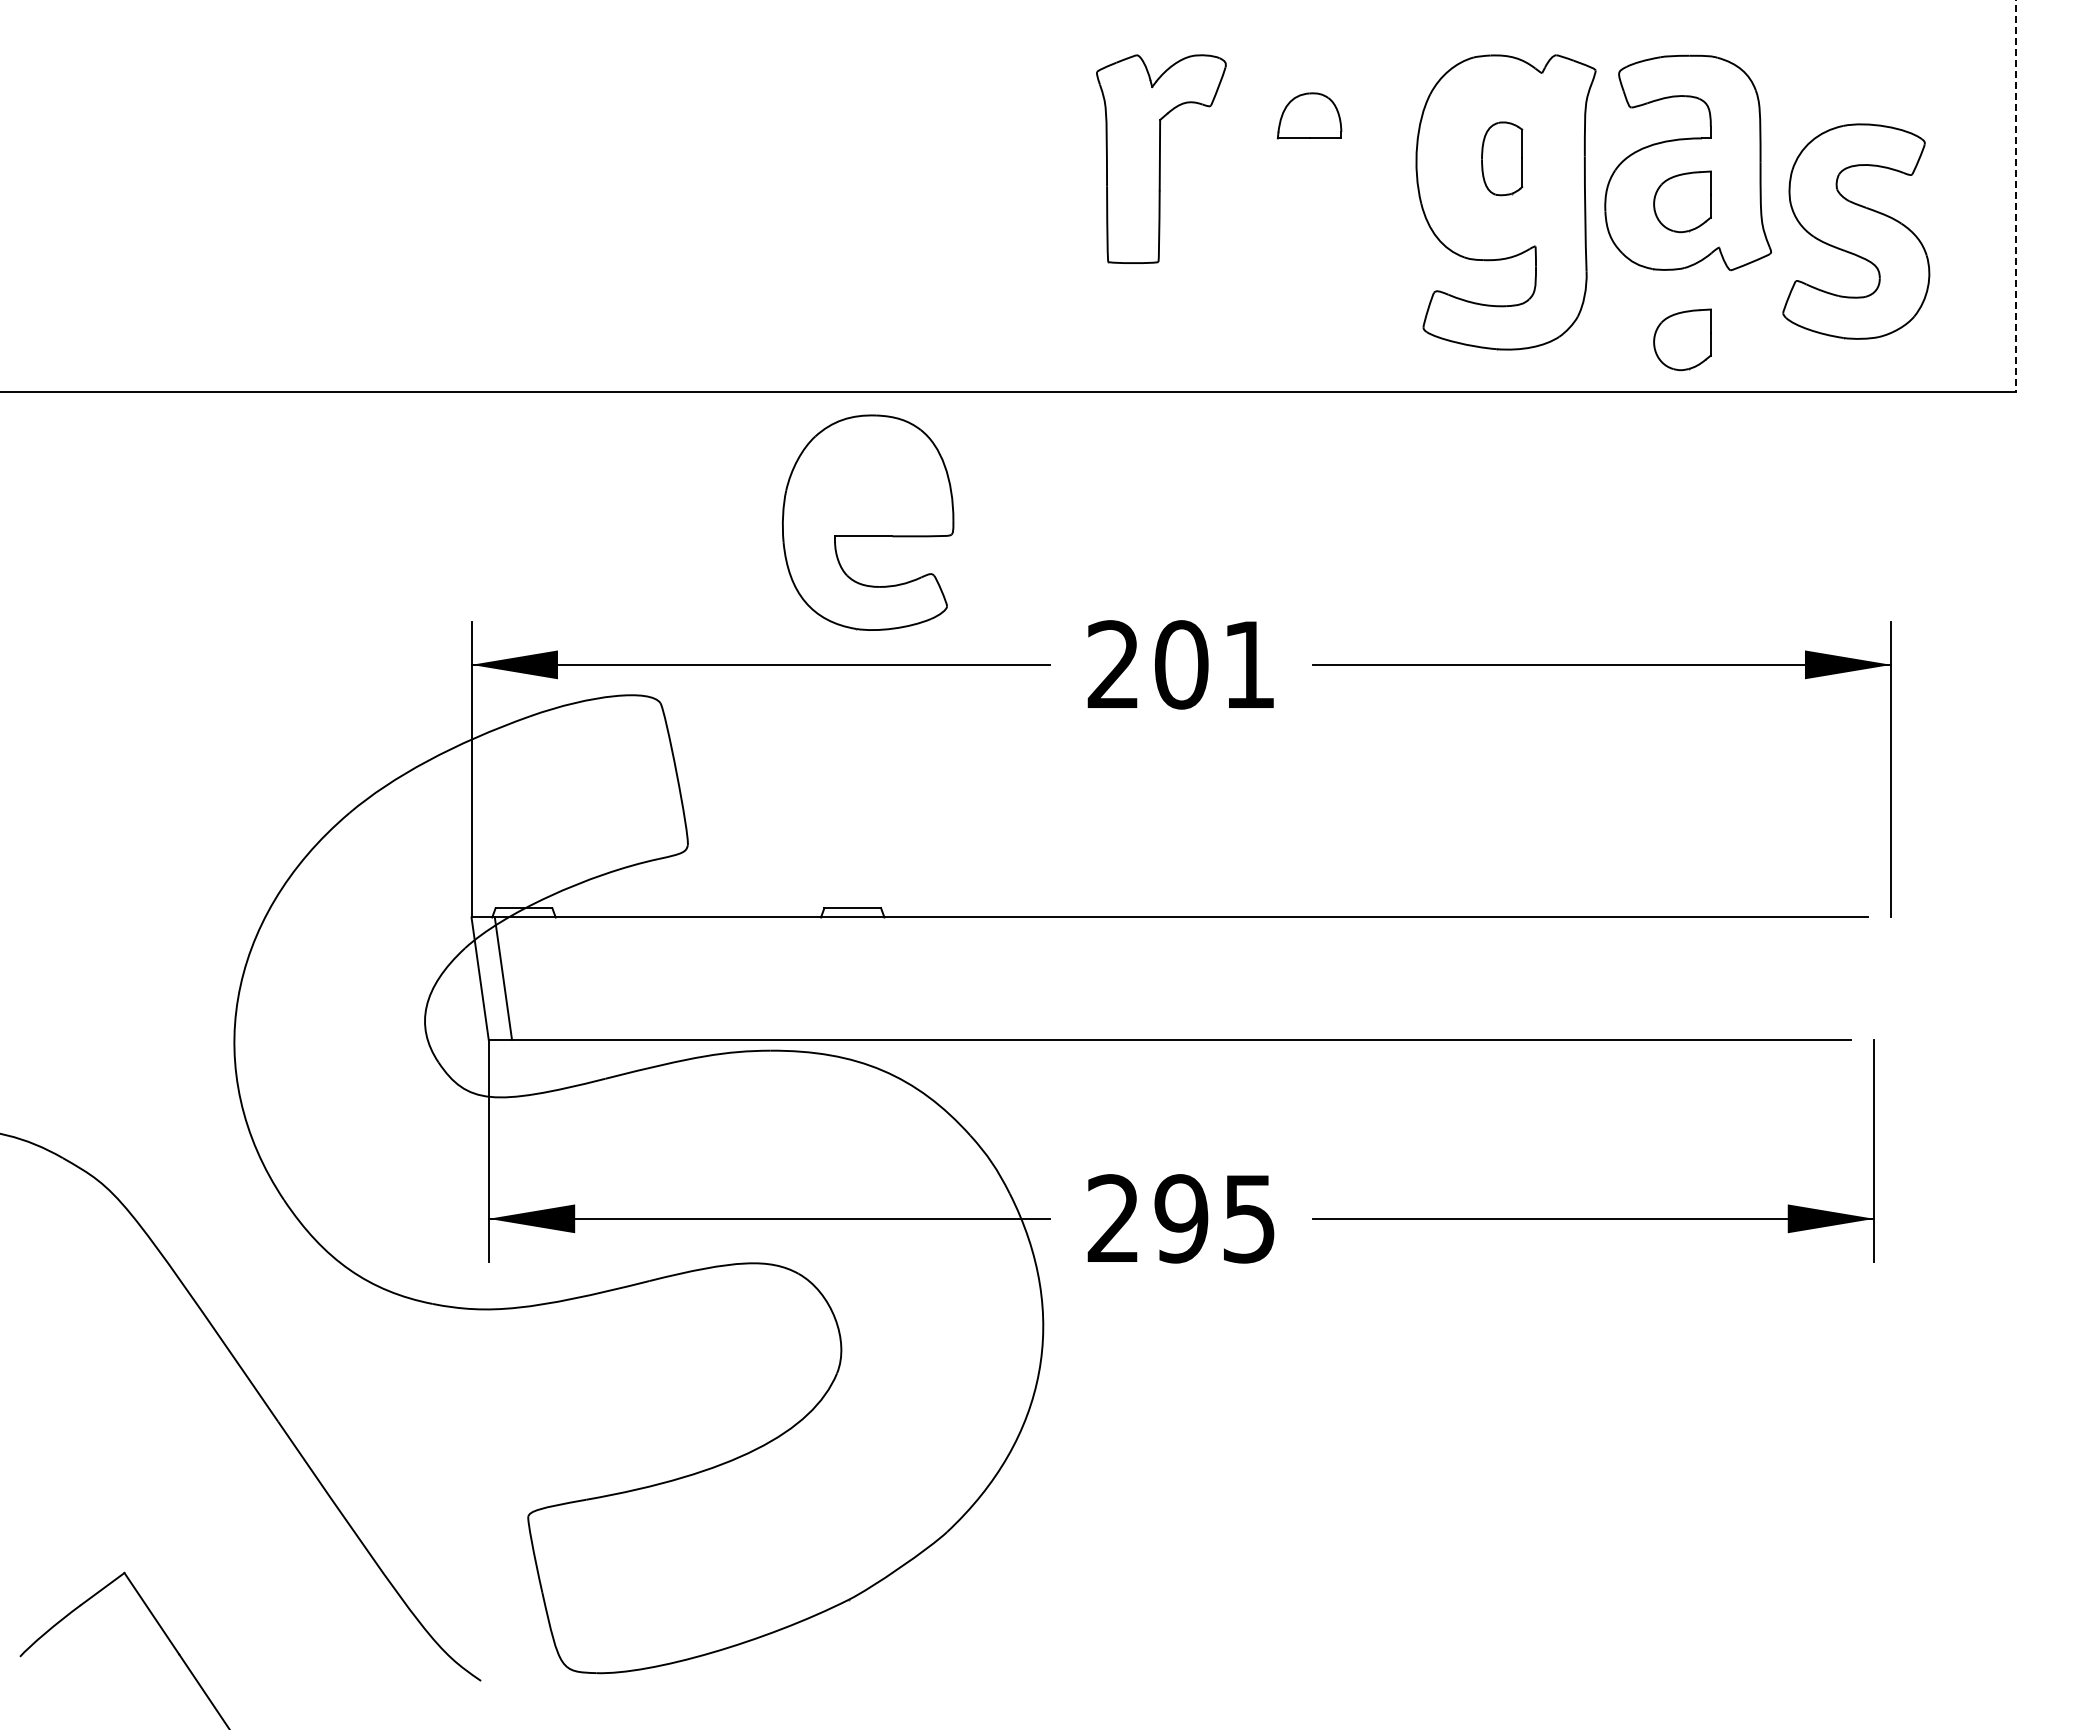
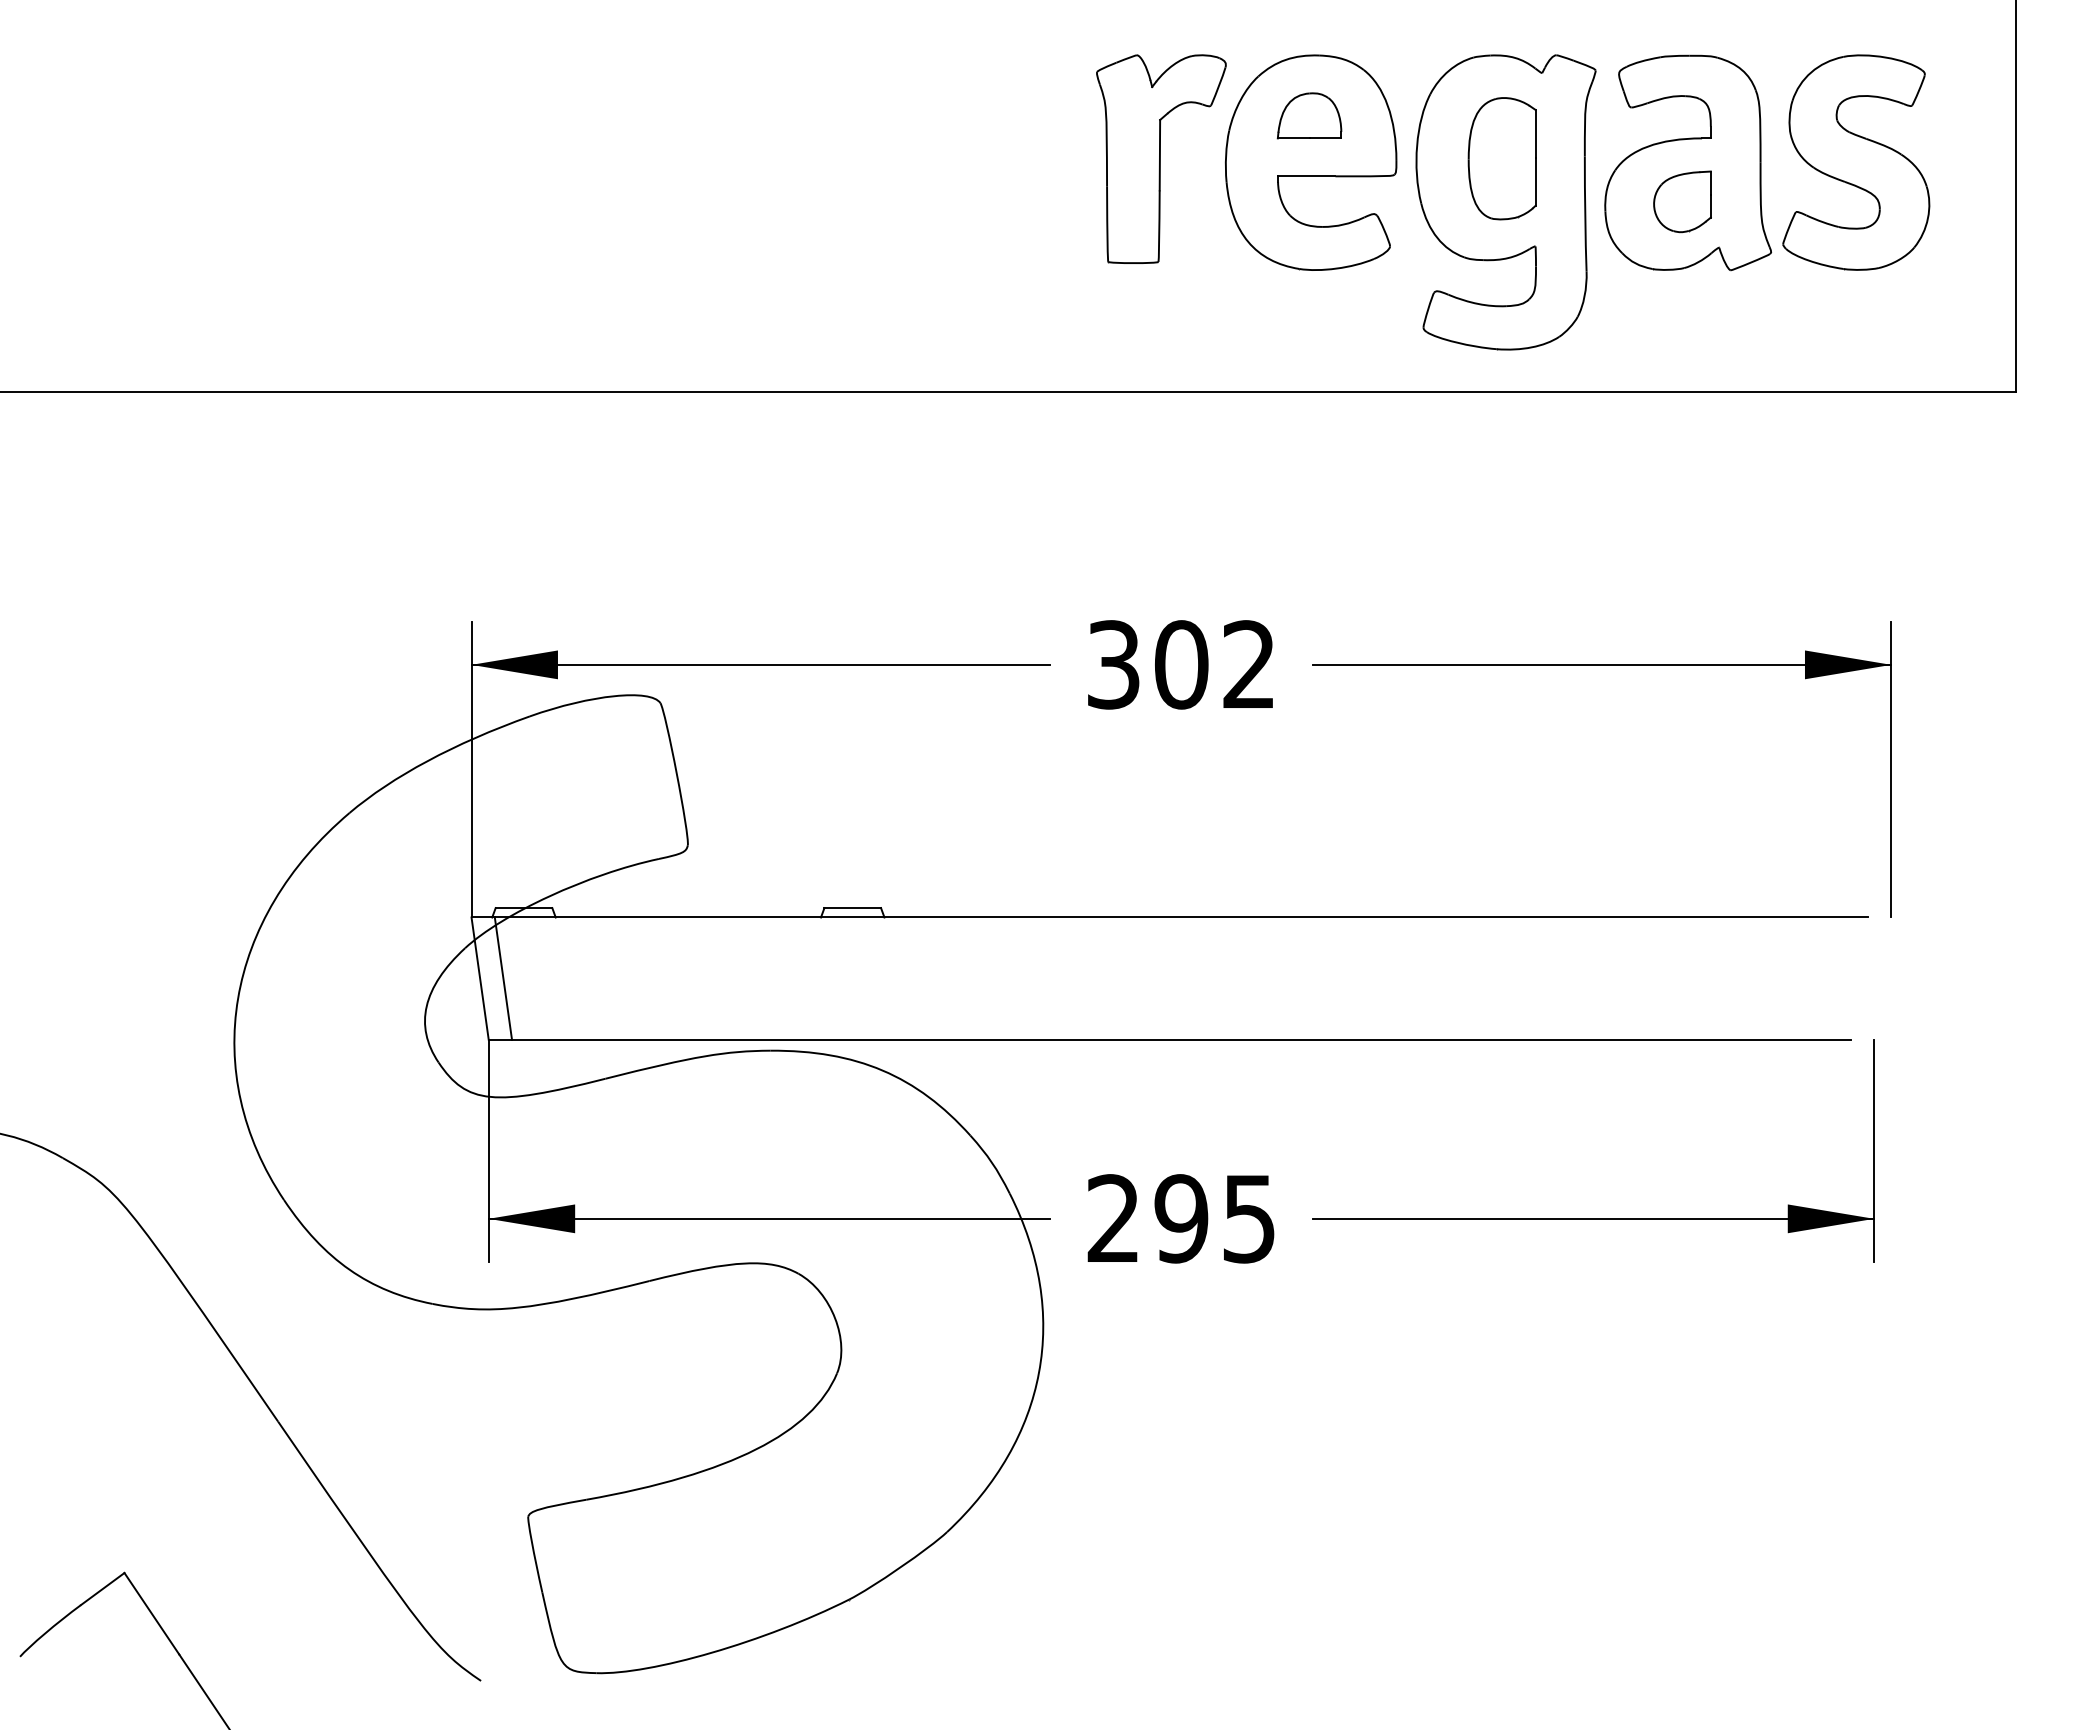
part size: 43x76 px -> 70x124 px (1501, 158)
line: dashed -> solid (2015, 196)
part position: (1856, 231) -> (1856, 162) (1856, 162)
part: present -> none (1682, 339)
part position: (868, 522) -> (1311, 162) (1311, 162)
text: 201 -> 302 (1180, 664)
